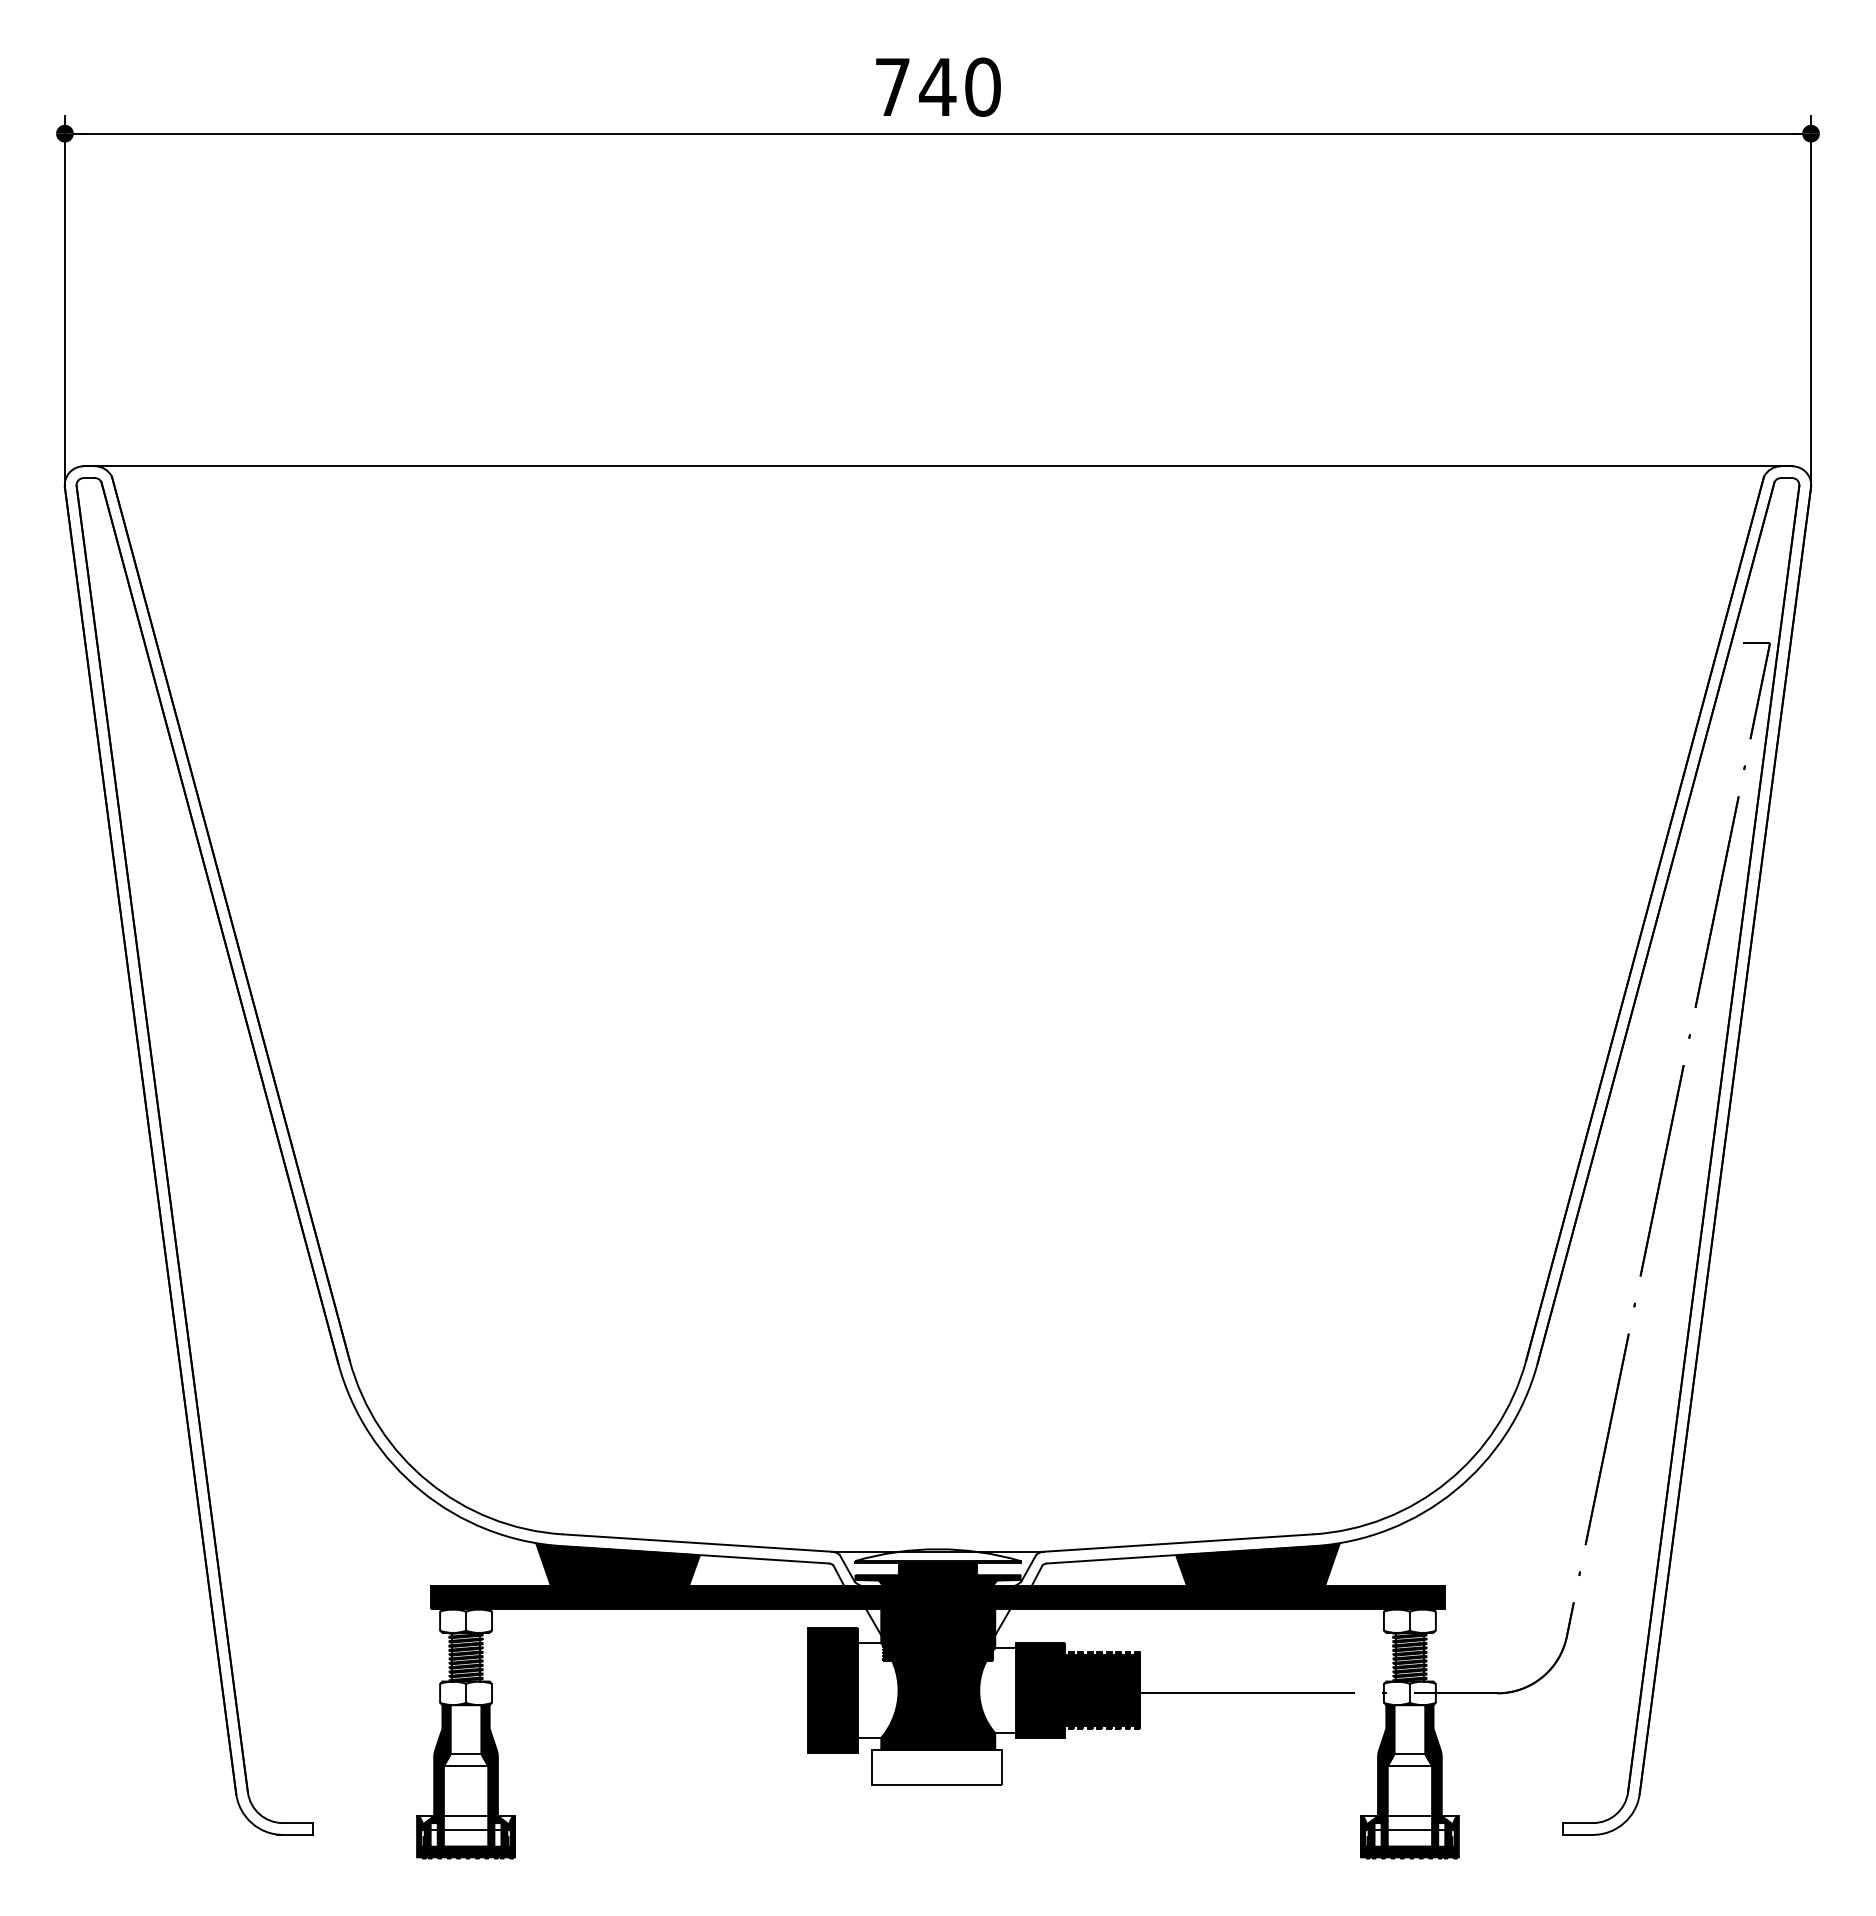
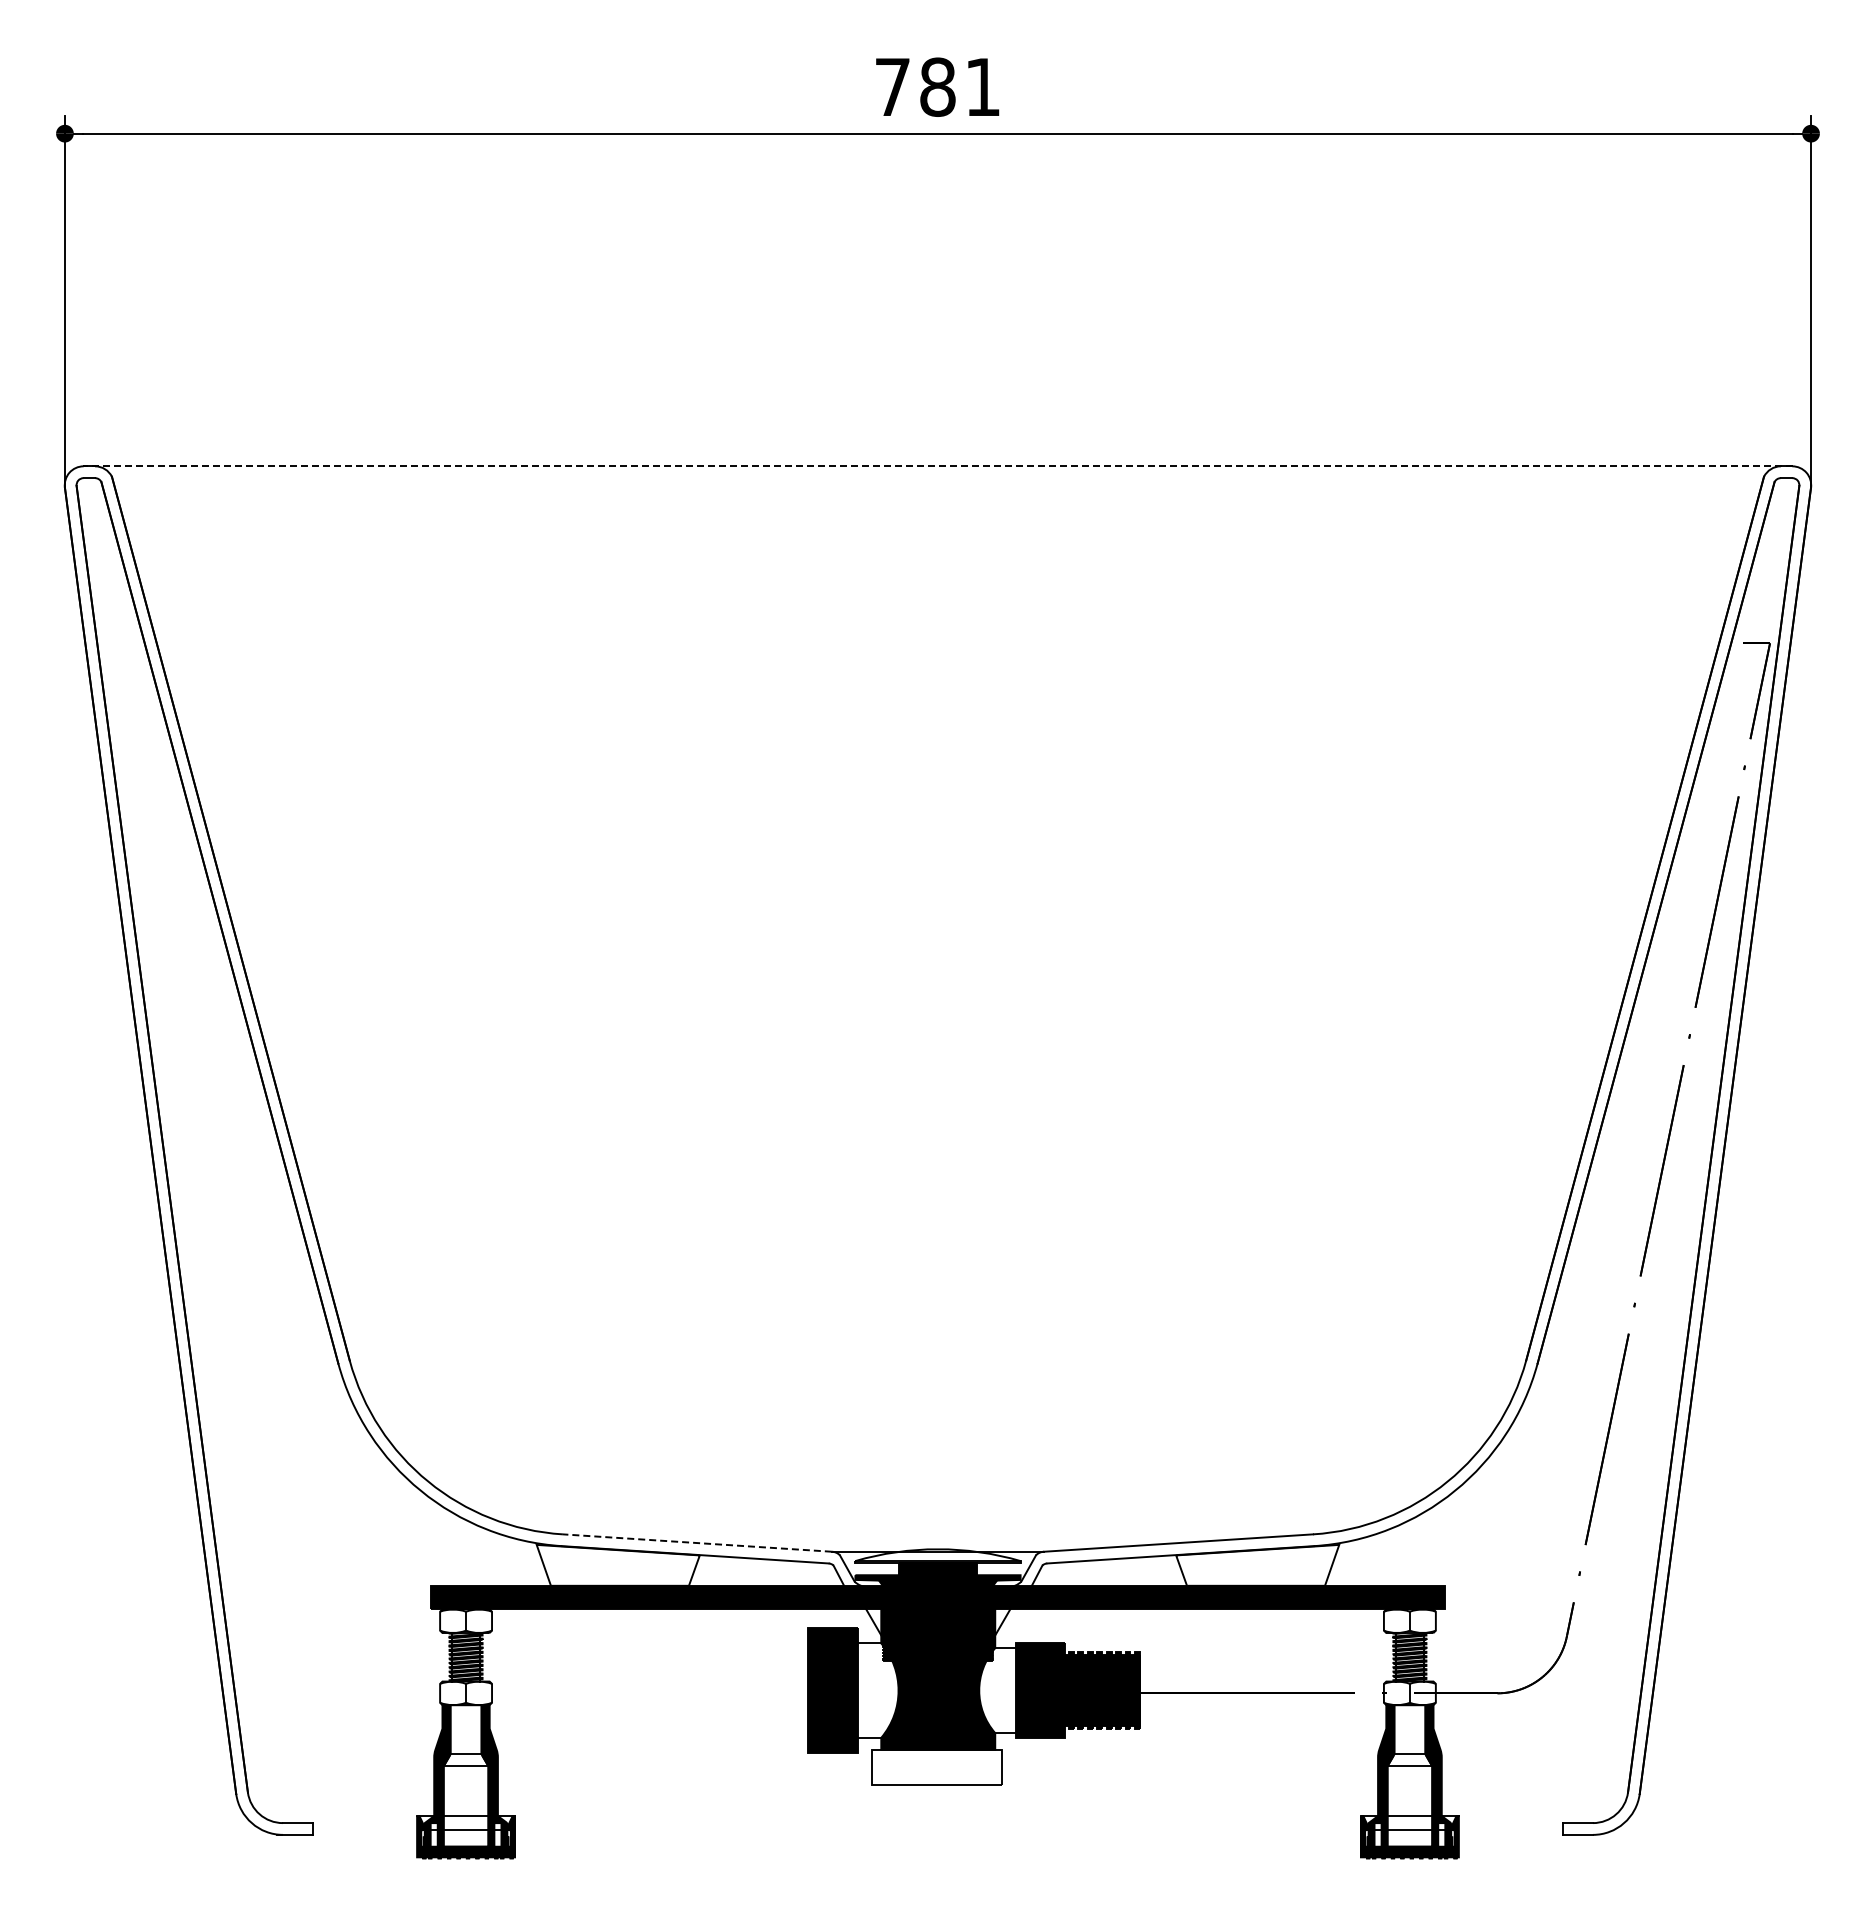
text: 740 -> 781 (959, 86)
line: solid -> dashed (937, 466)
line: solid -> dashed (697, 1543)
fill: present -> none (617, 1564)
fill: present -> none (1257, 1564)
